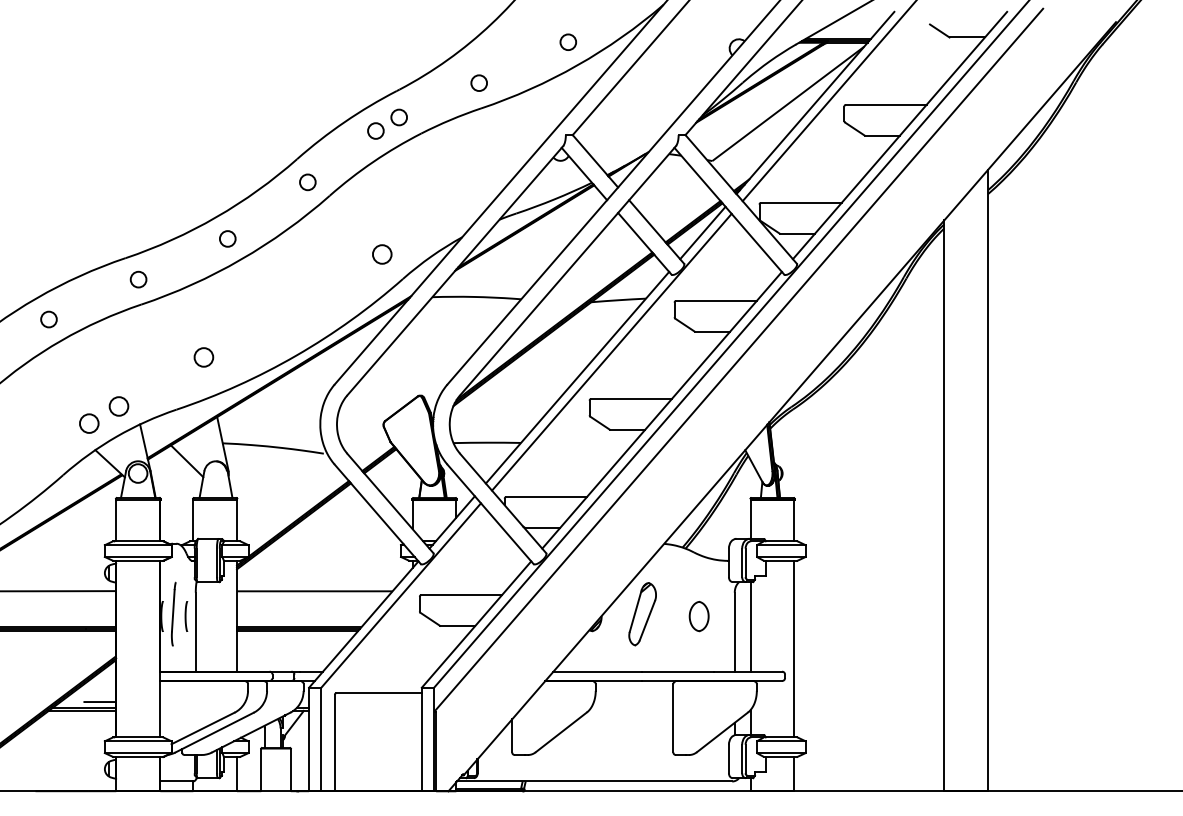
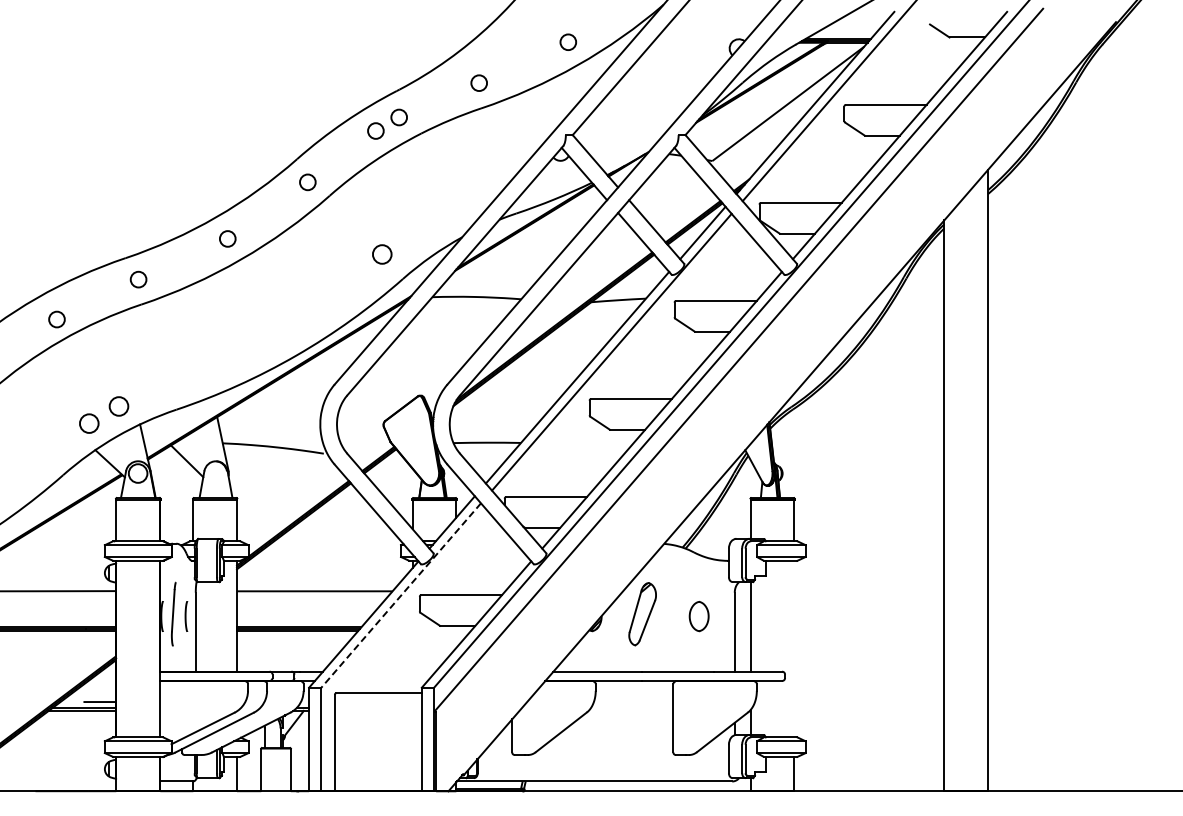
circle position: (48, 319) -> (56, 319) (56, 319)
circle: present -> none (203, 357)
line: solid -> dashed (401, 595)
line: present -> none (794, 648)
